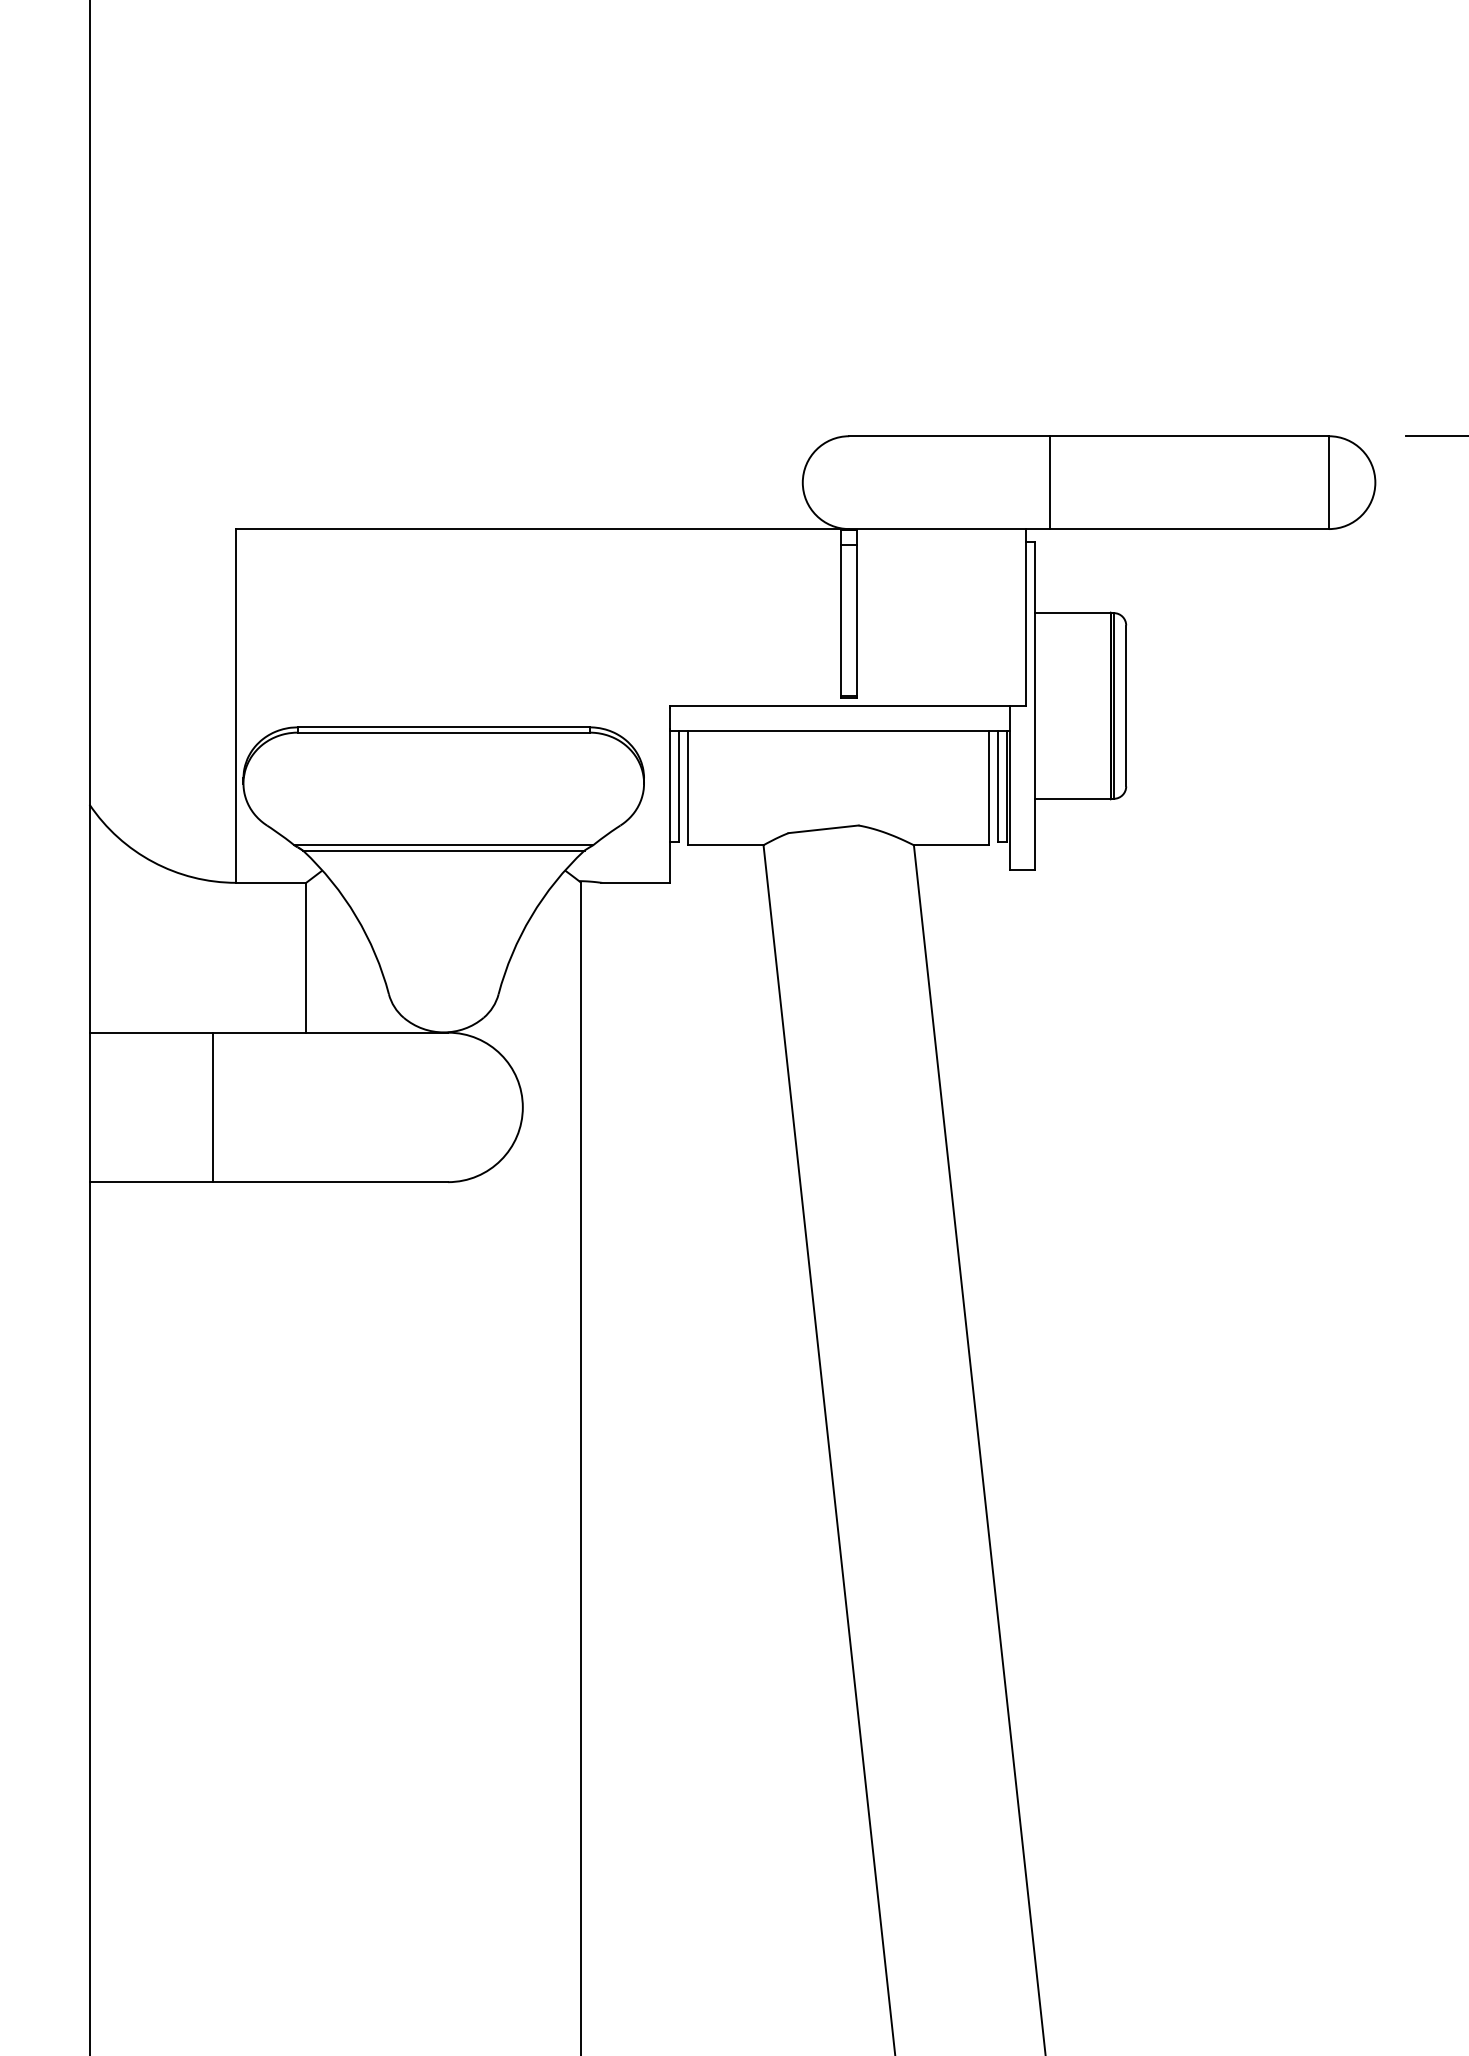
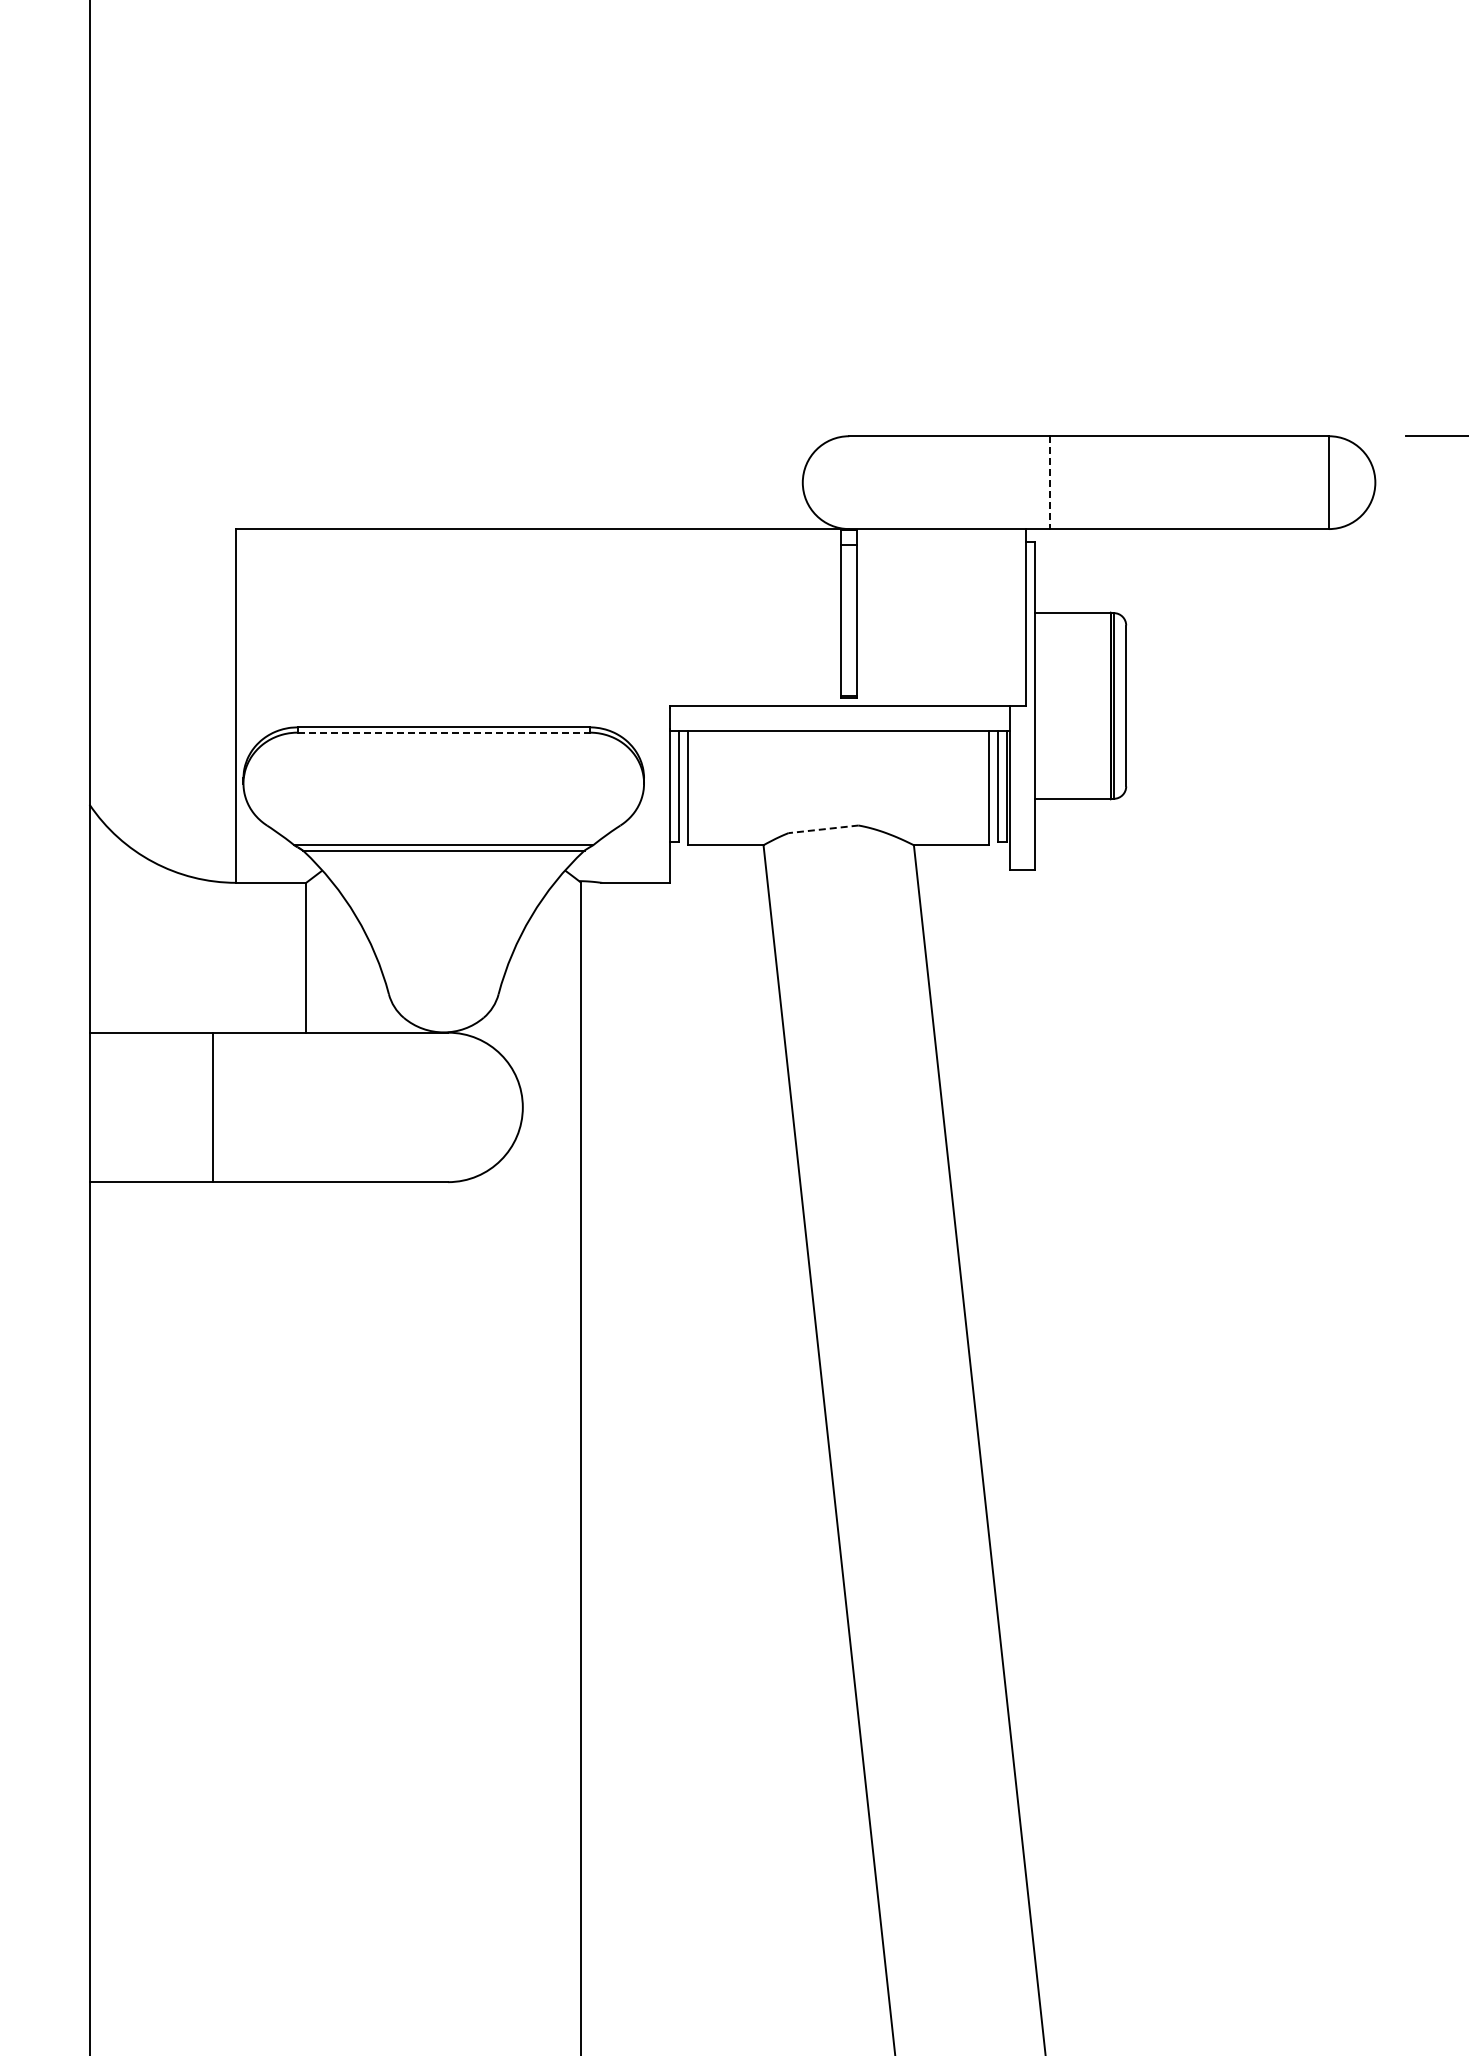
line: solid -> dashed (1050, 483)
line: solid -> dashed (444, 732)
line: solid -> dashed (823, 829)
